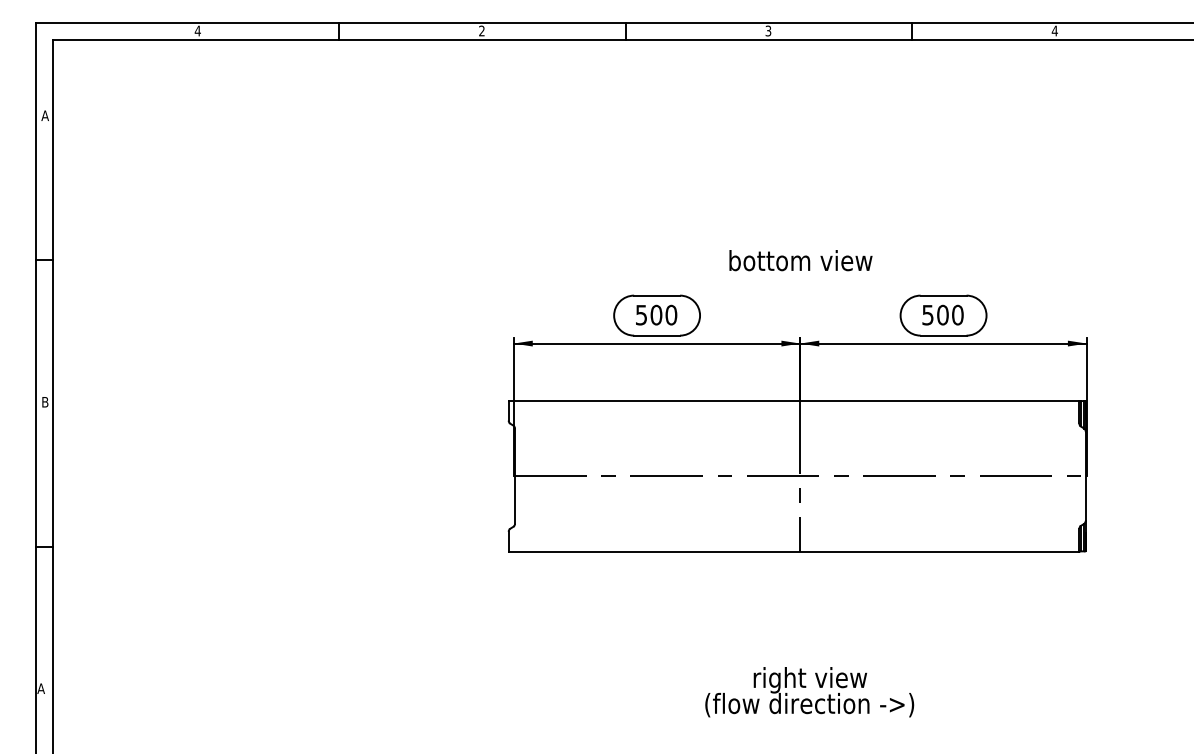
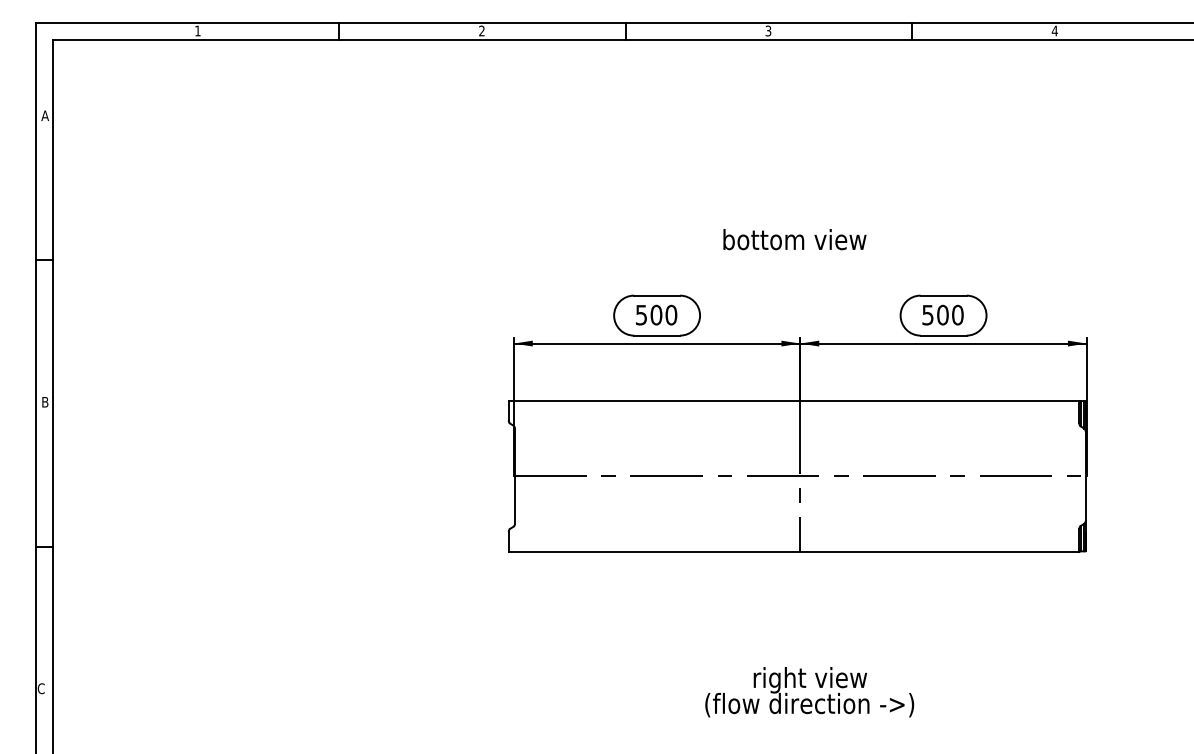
text: 4 -> 1 (197, 30)
text position: (800, 260) -> (794, 239) (794, 239)
text: A -> C (40, 688)
